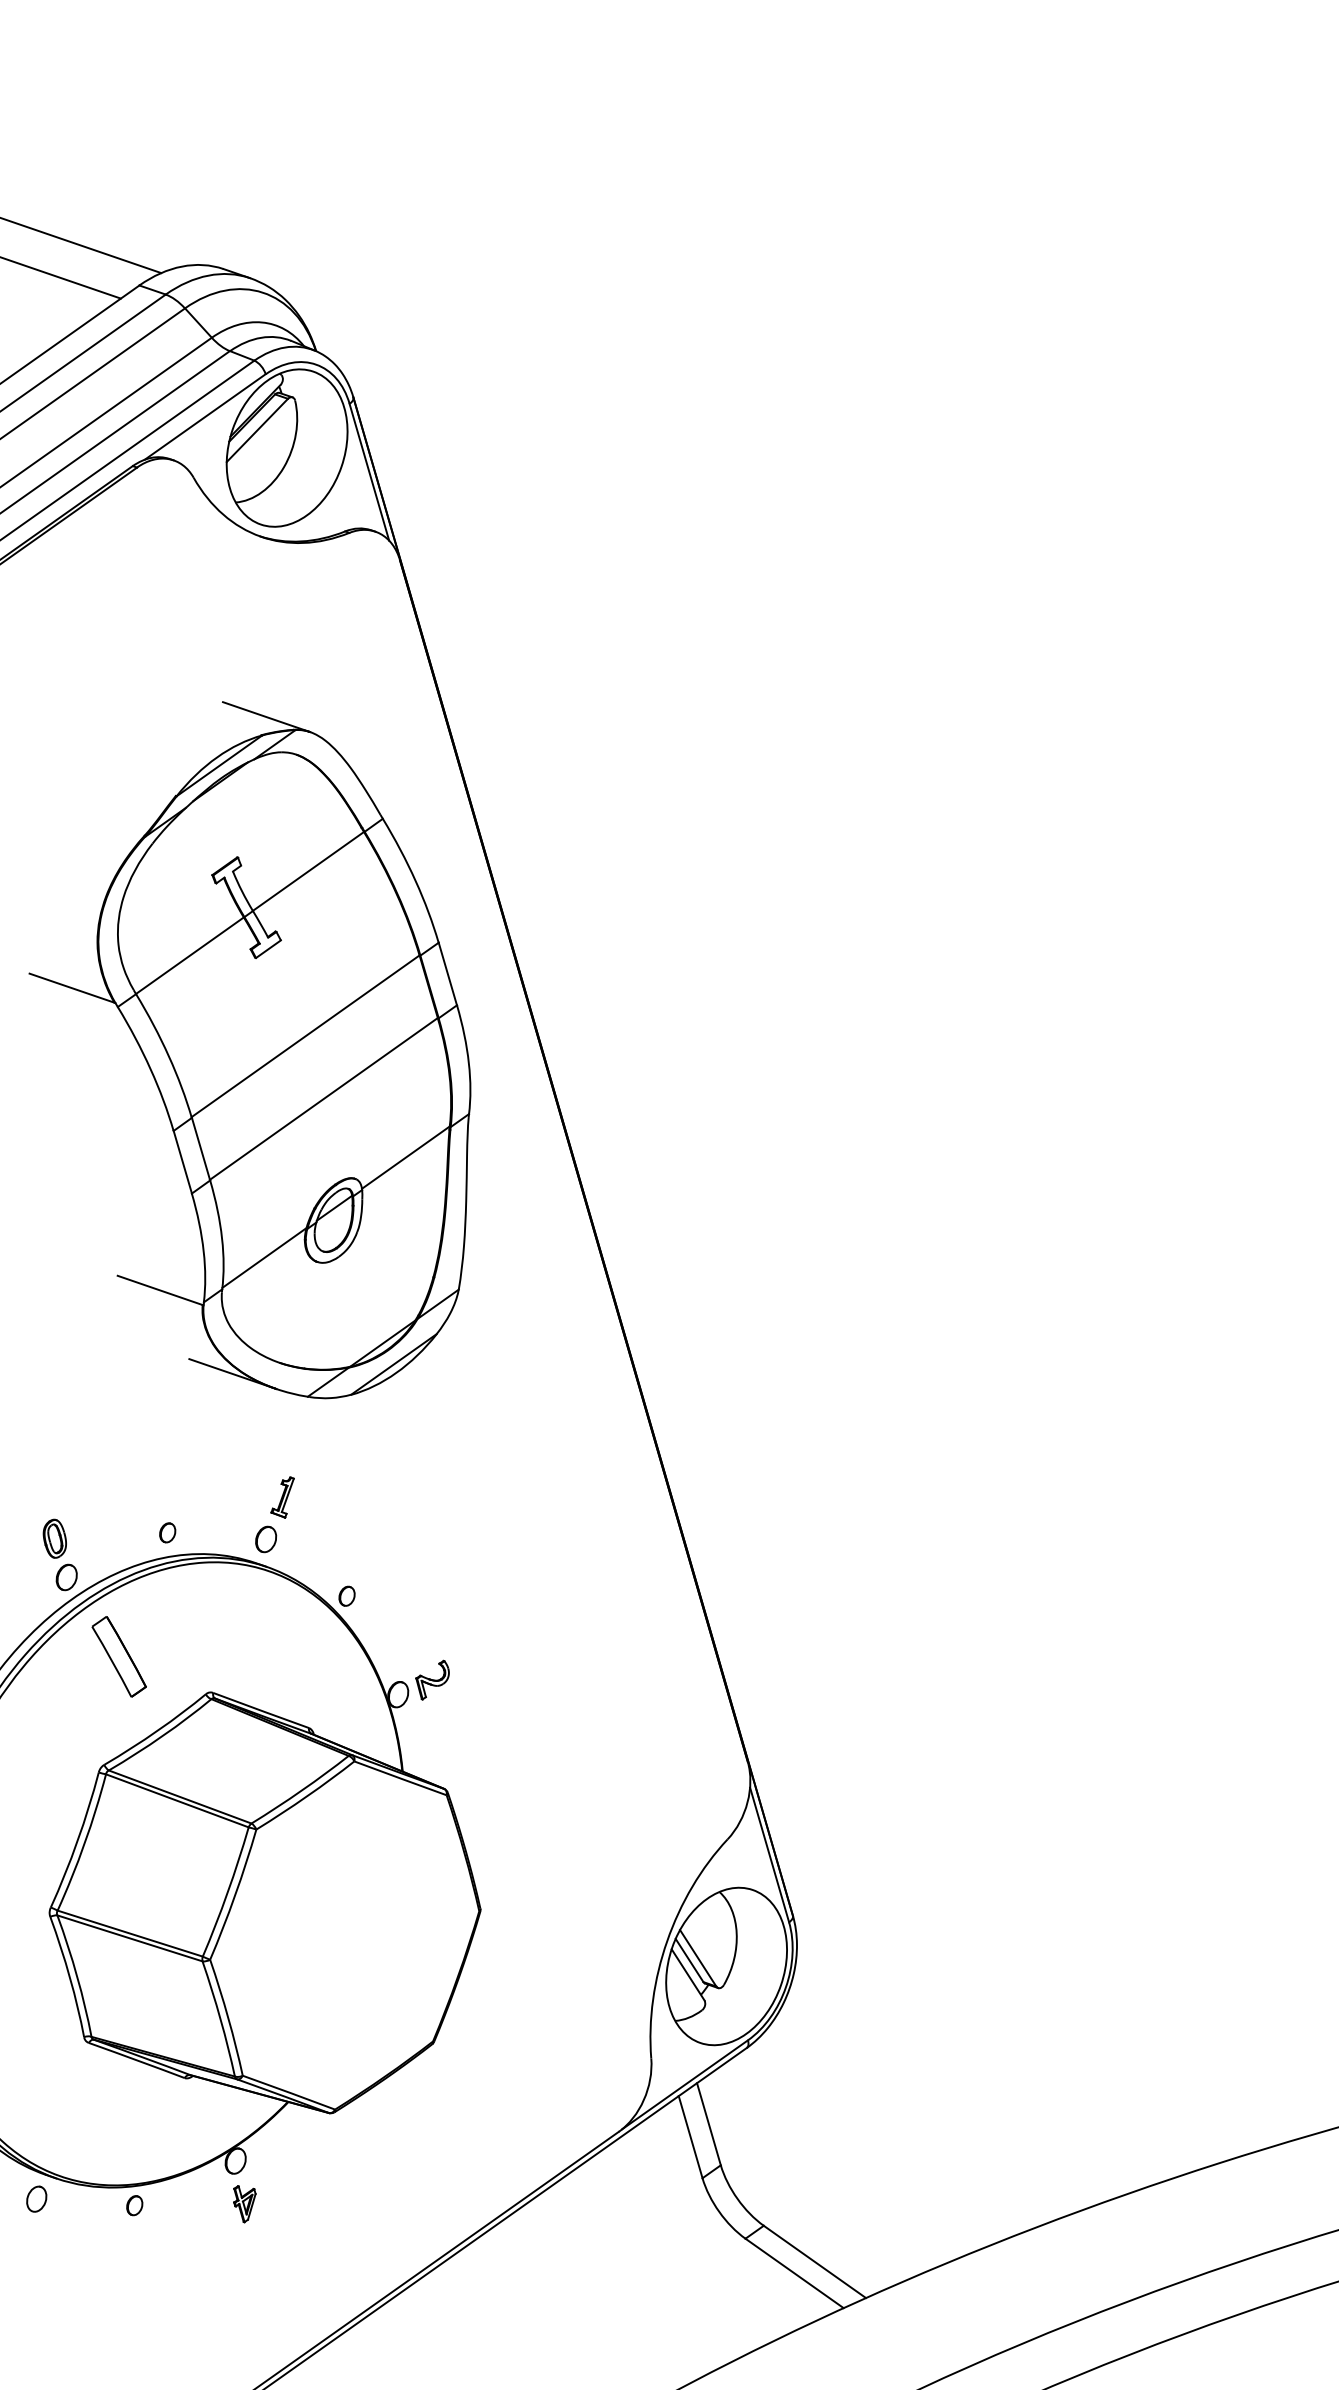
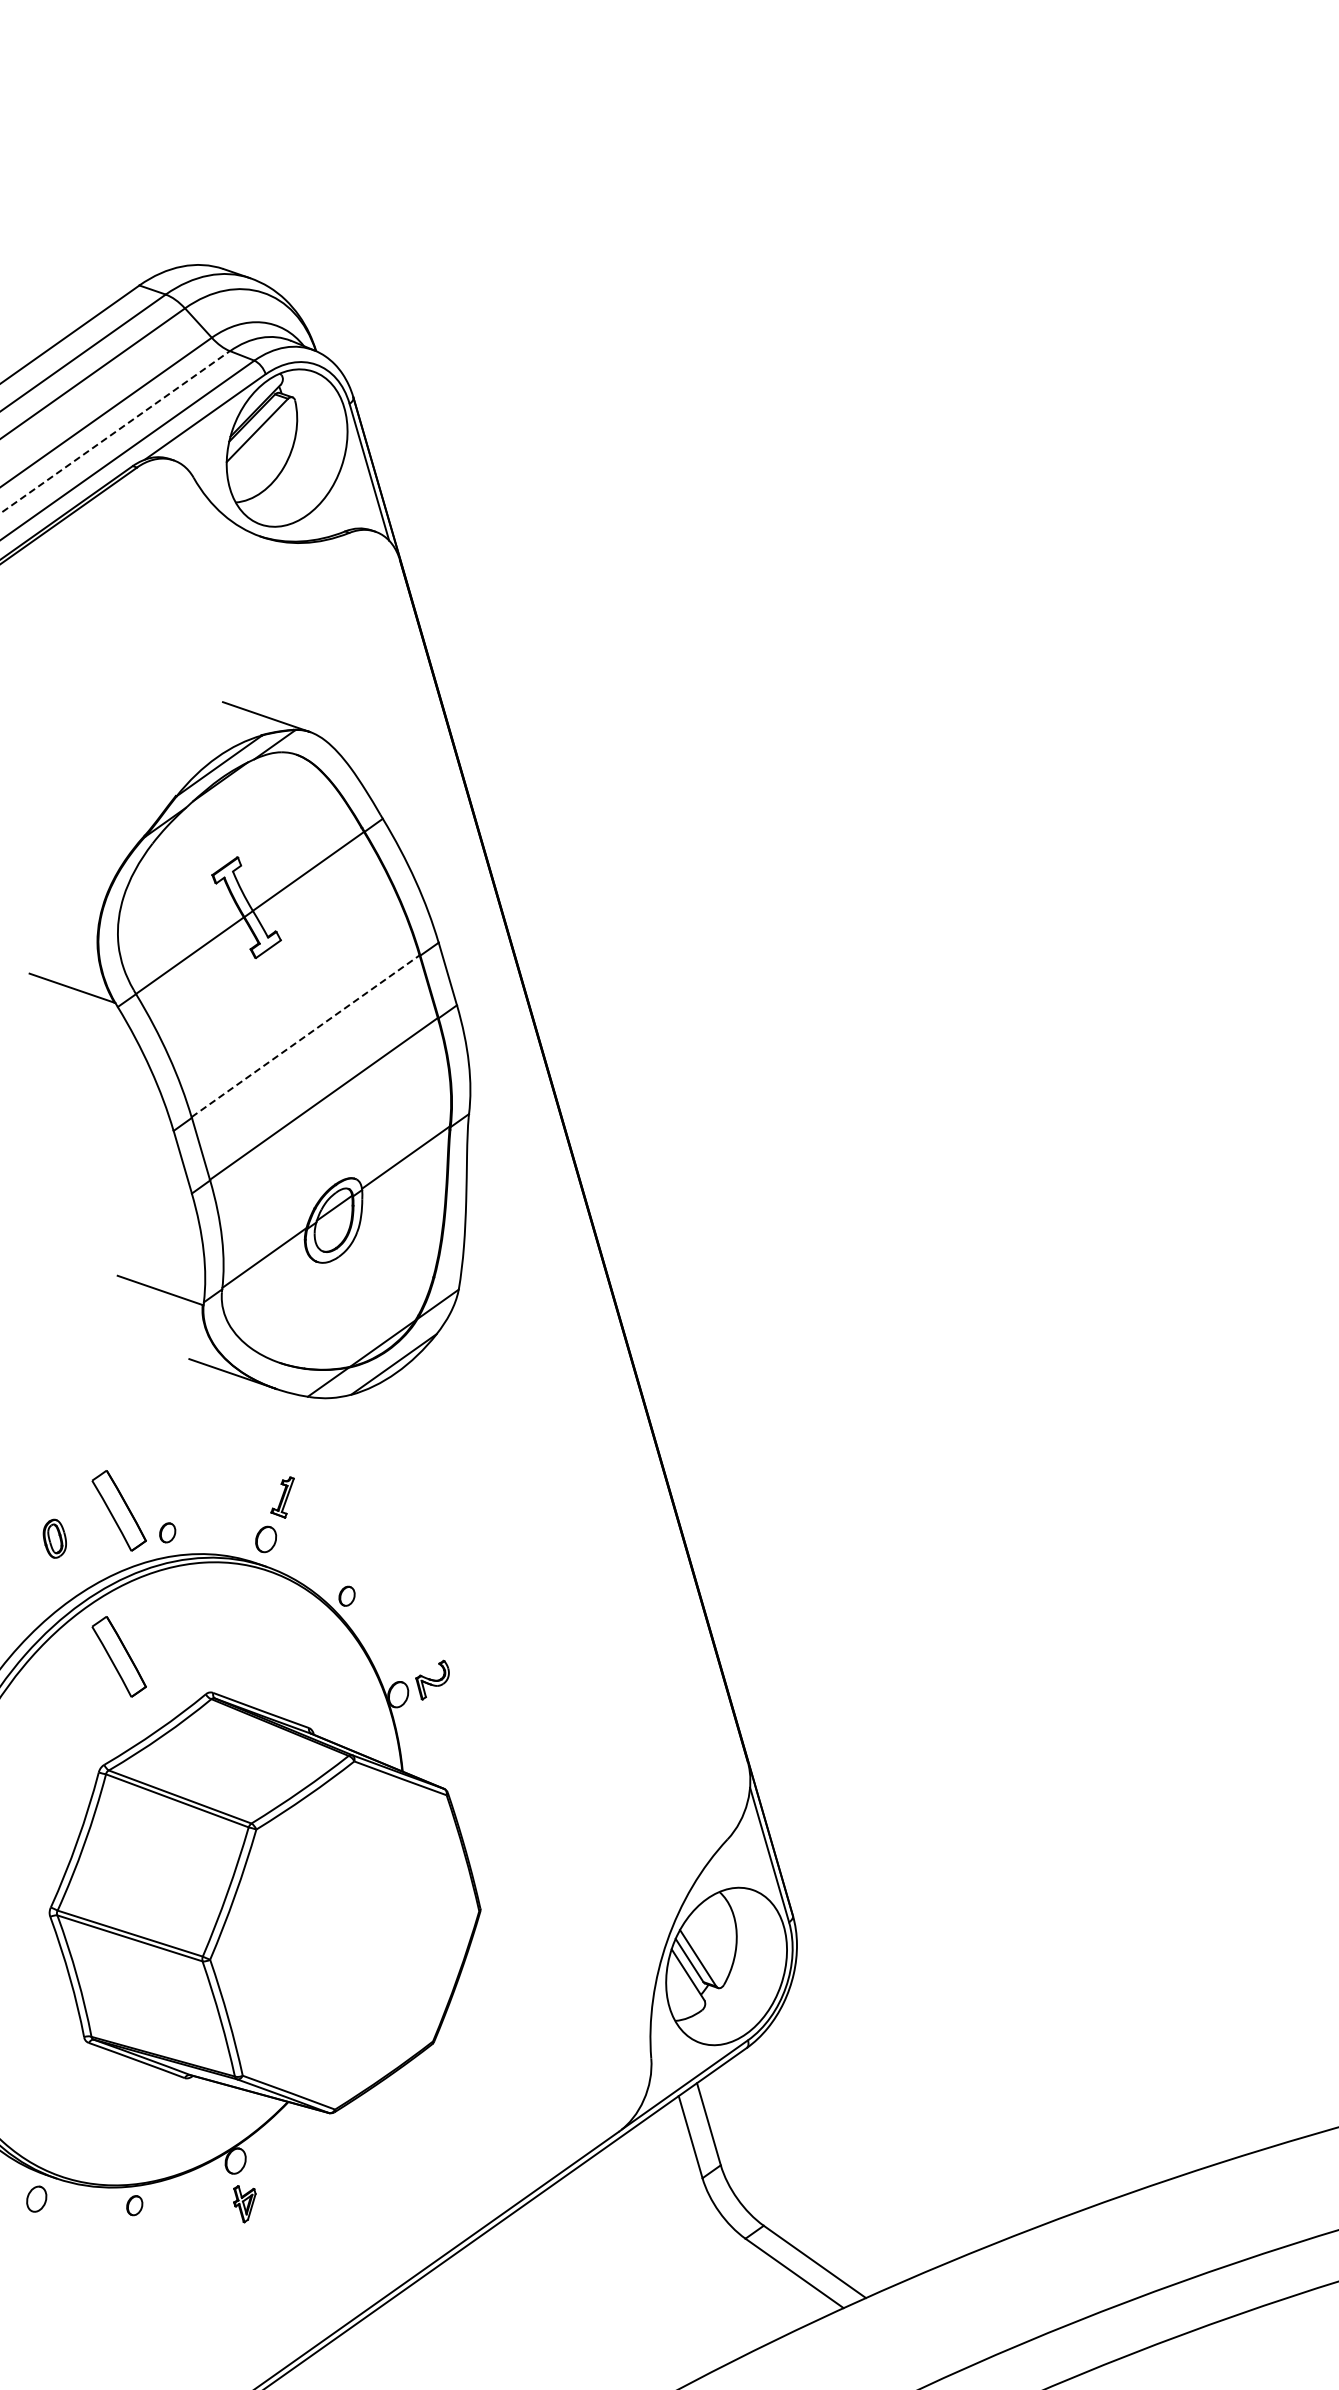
line: present -> none (81, 245)
line: present -> none (61, 277)
line: solid -> dashed (115, 431)
line: solid -> dashed (305, 1036)
part: none -> present (118, 1510)
part: present -> none (66, 1577)
